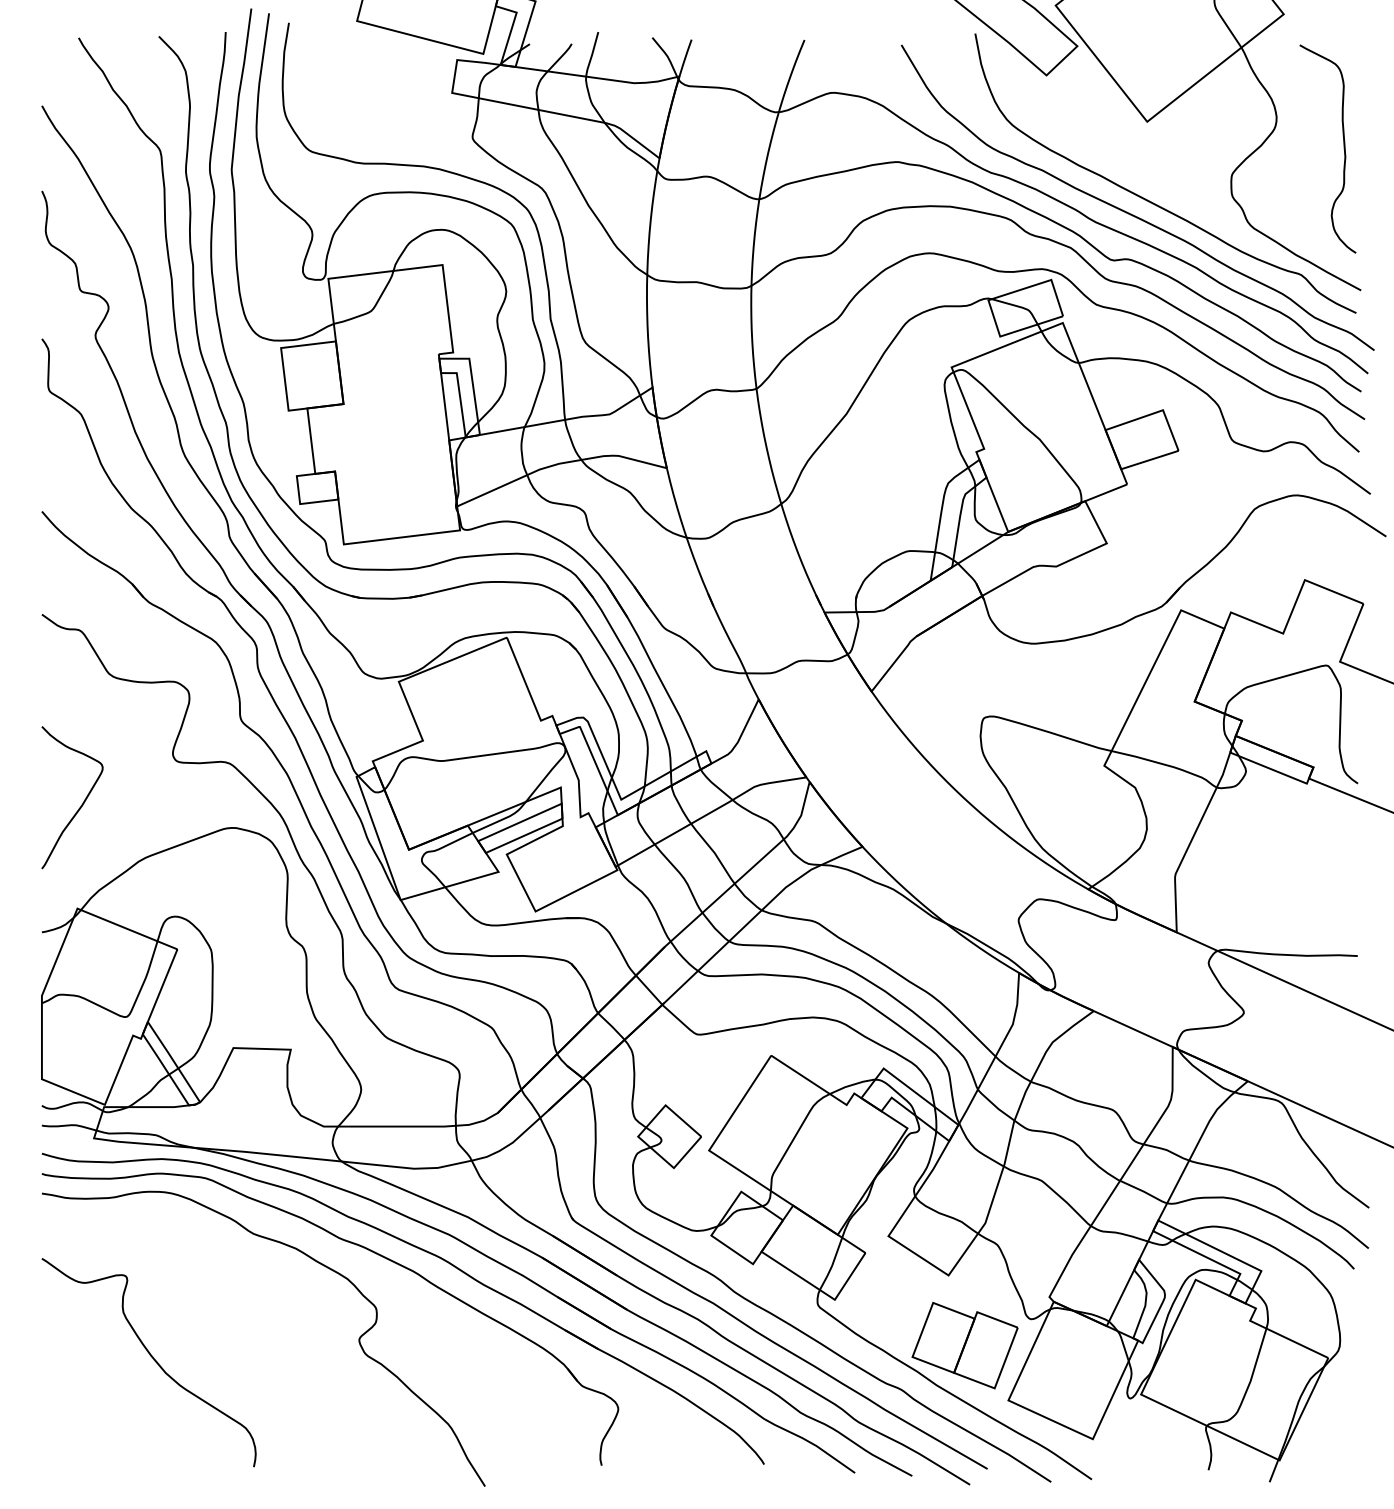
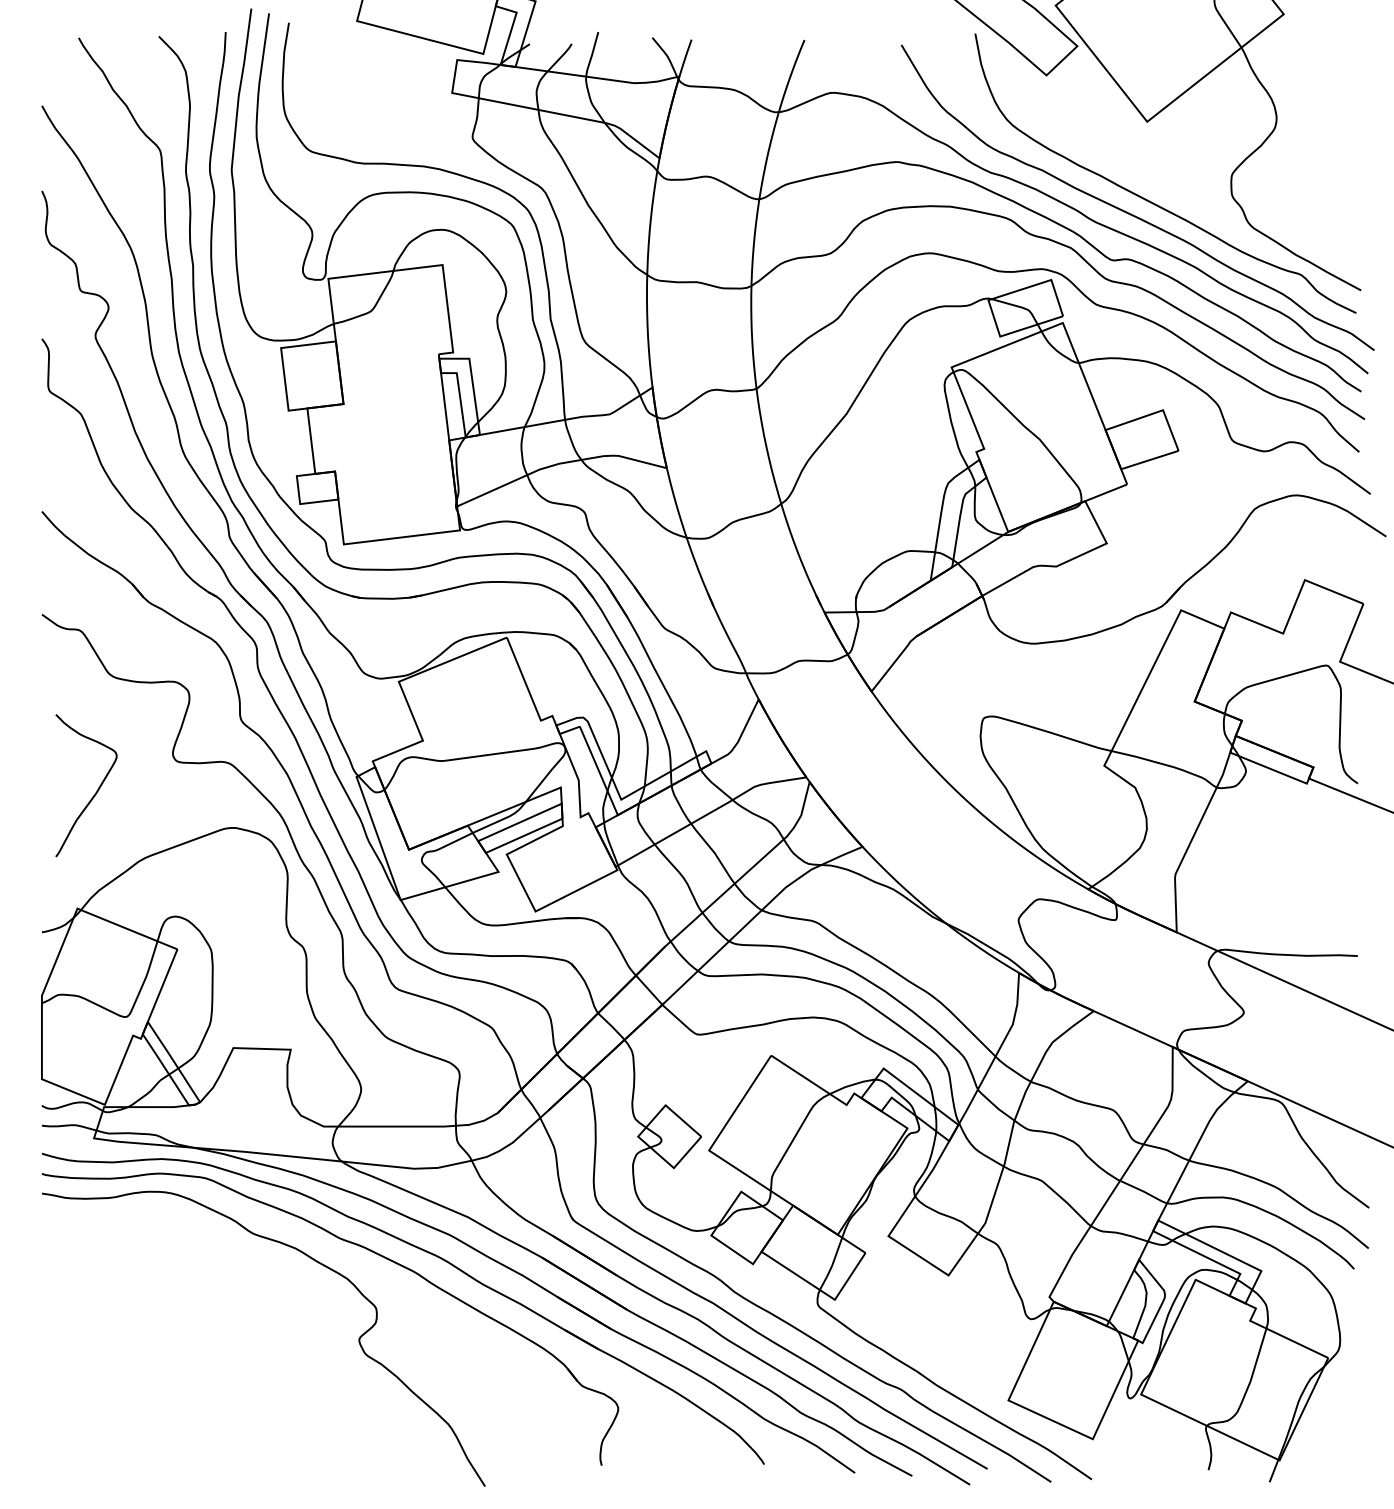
curve: present -> none (1343, 148)
curve position: (82, 802) -> (96, 790) (96, 790)
part: present -> none (964, 1345)
curve: present -> none (152, 1358)
